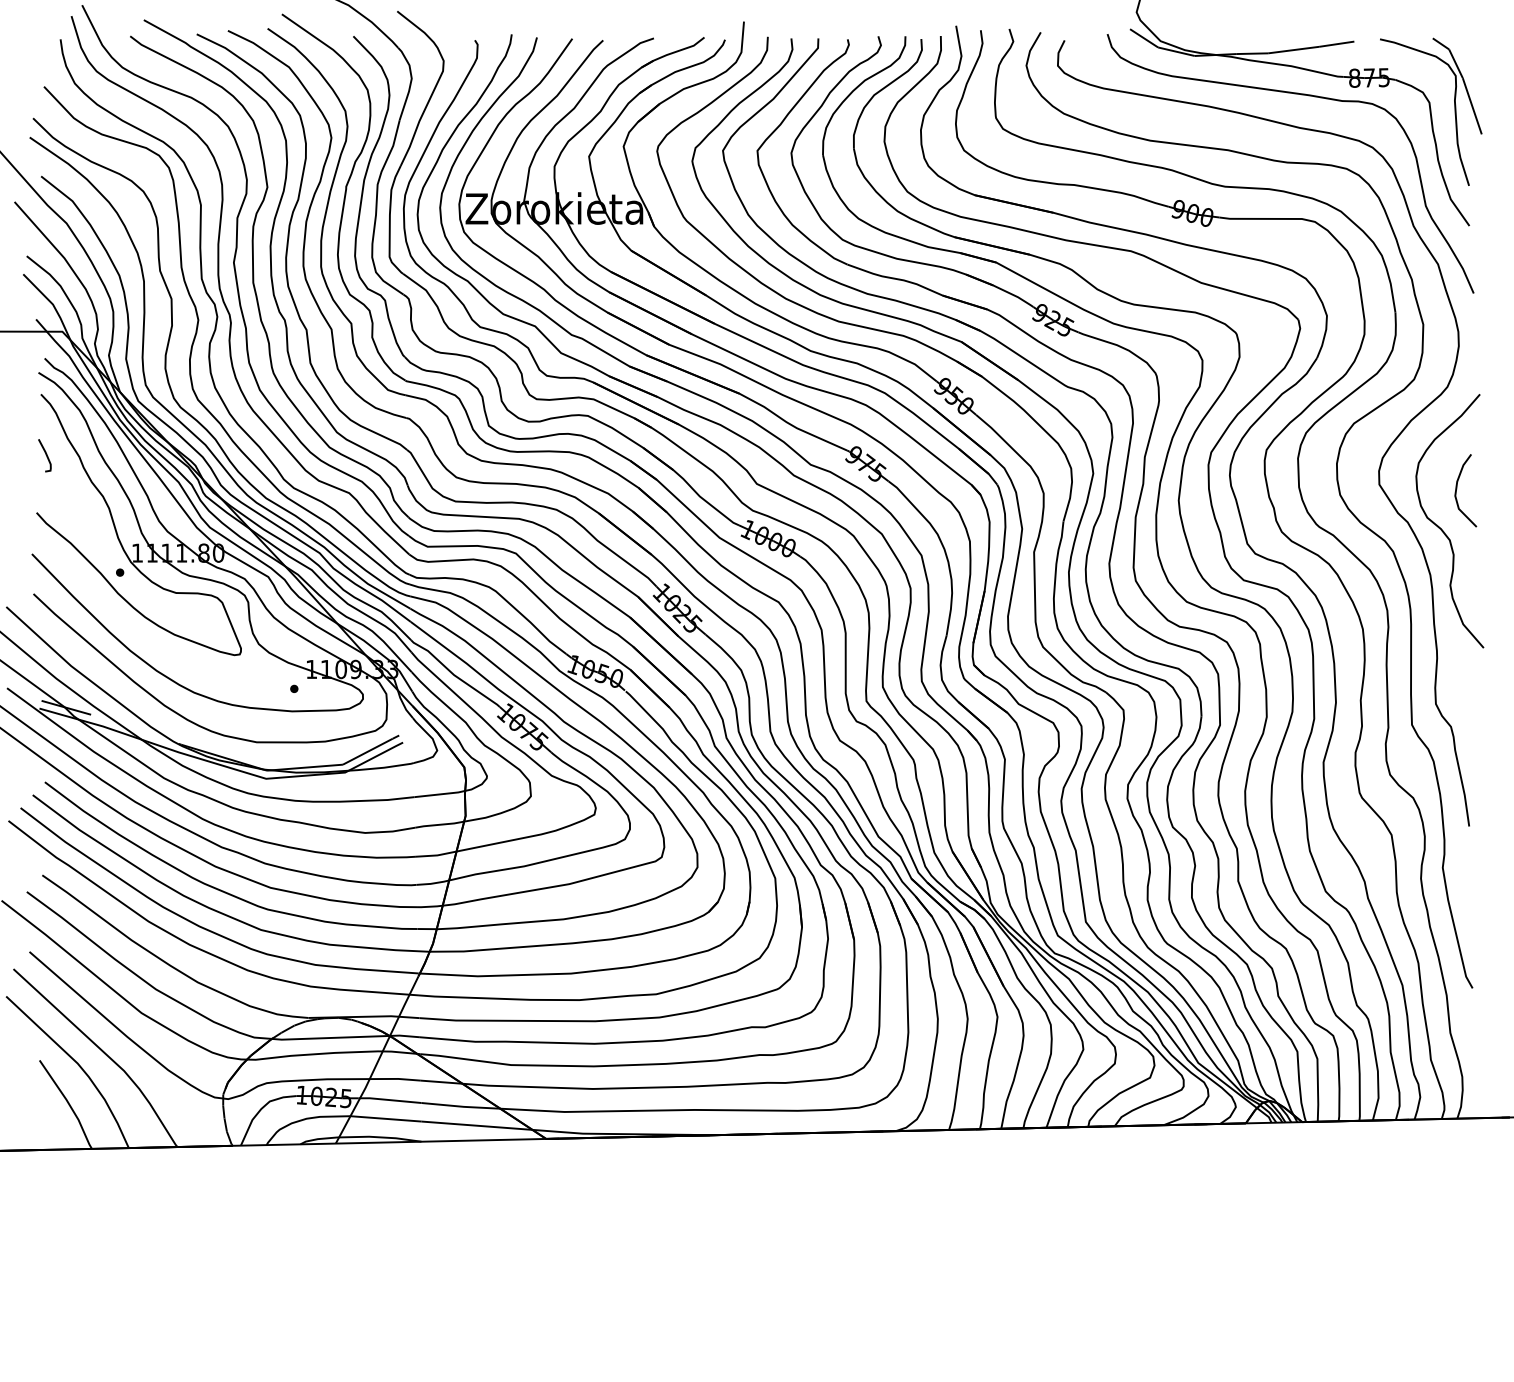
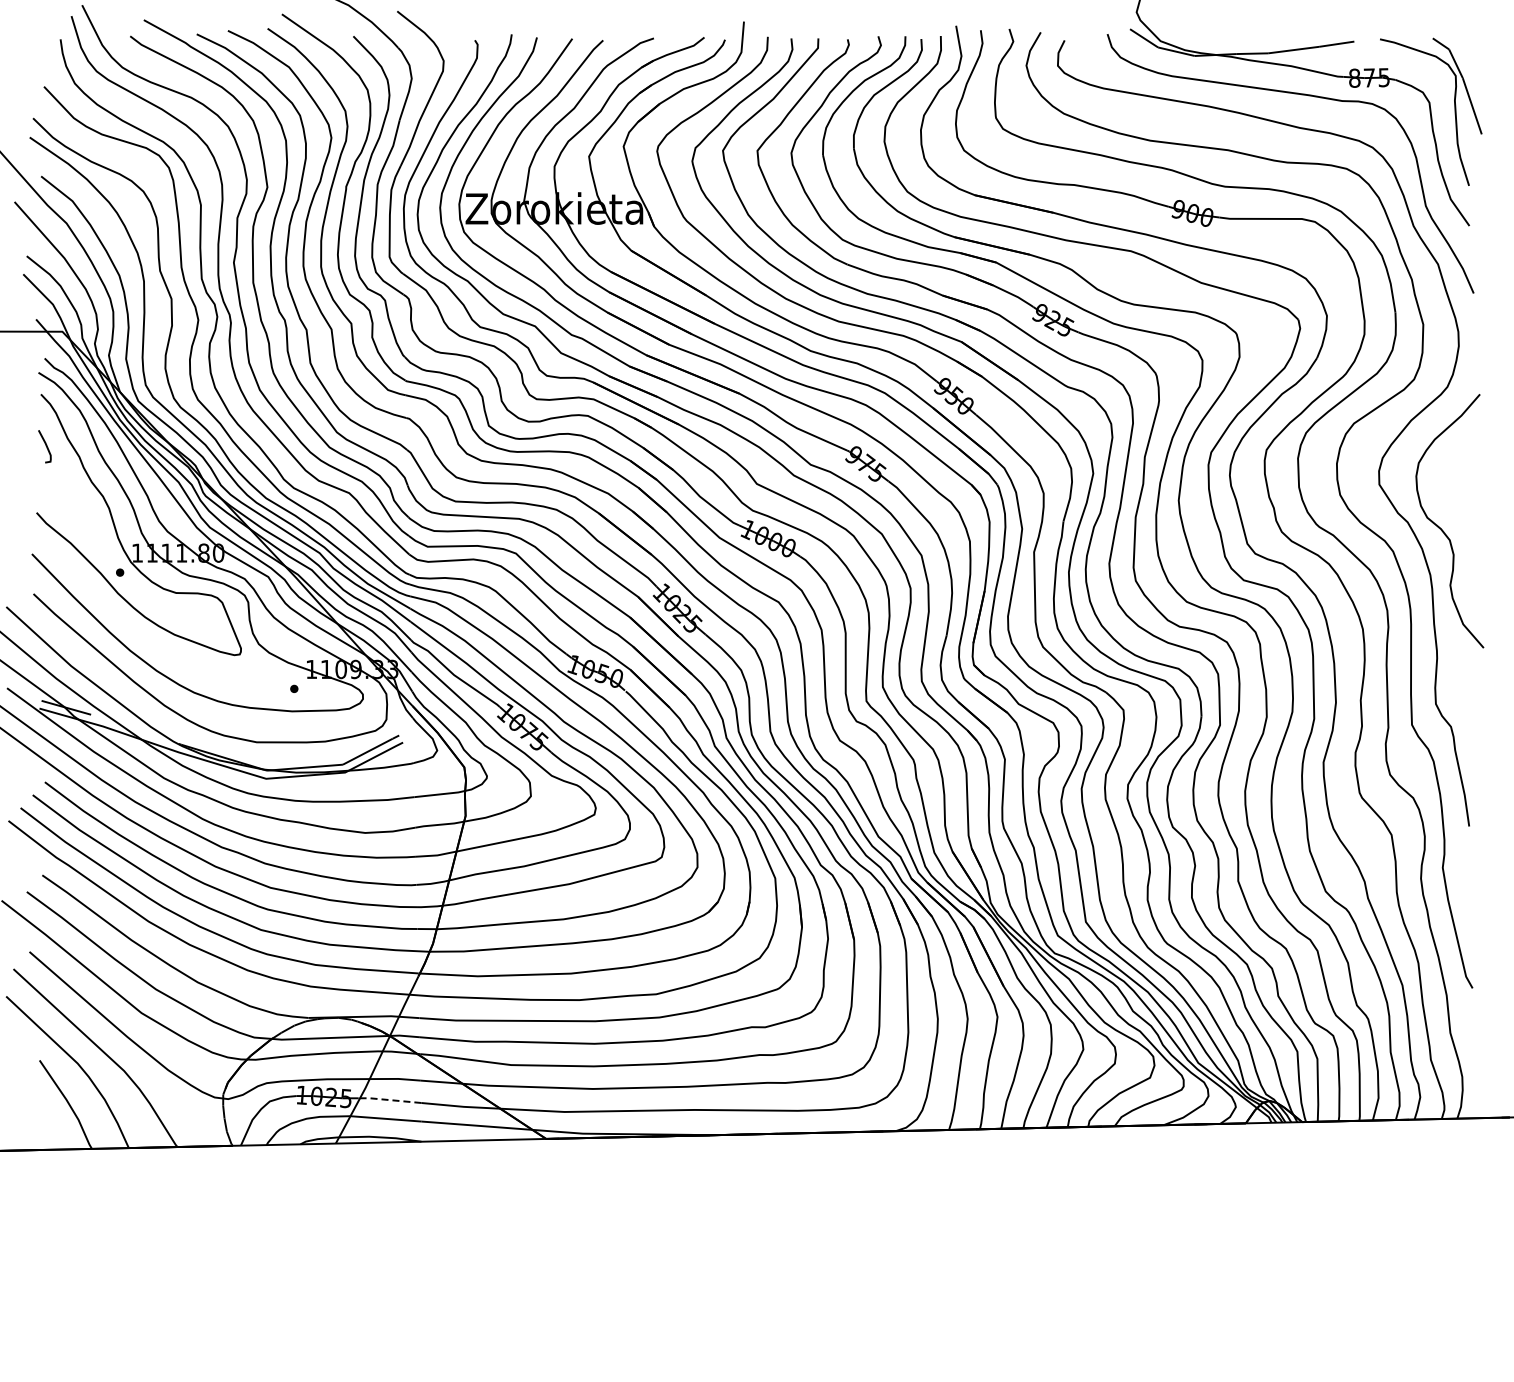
curve position: (45, 455) -> (45, 446) (45, 446)
curve: present -> none (1457, 489)
line: solid -> dashed (388, 1099)
